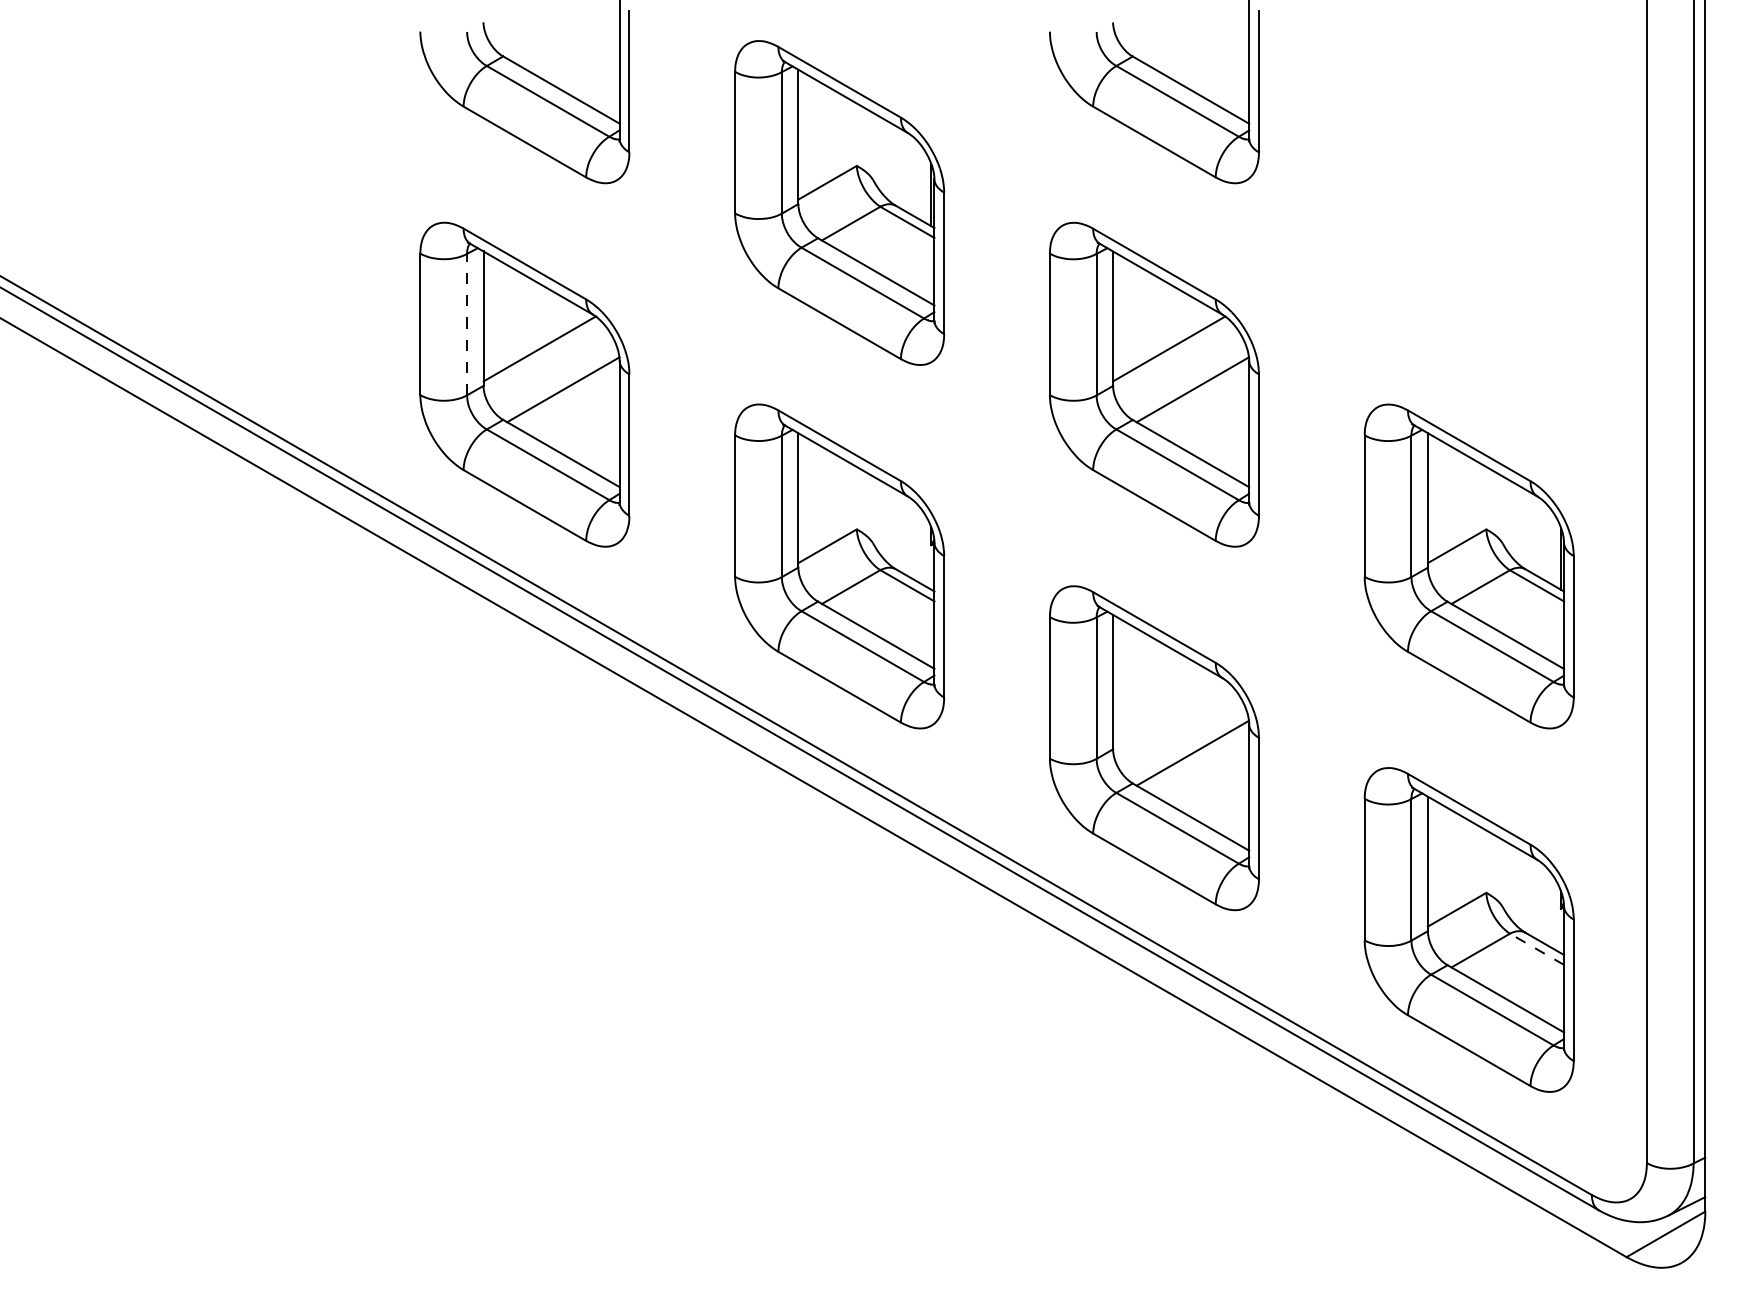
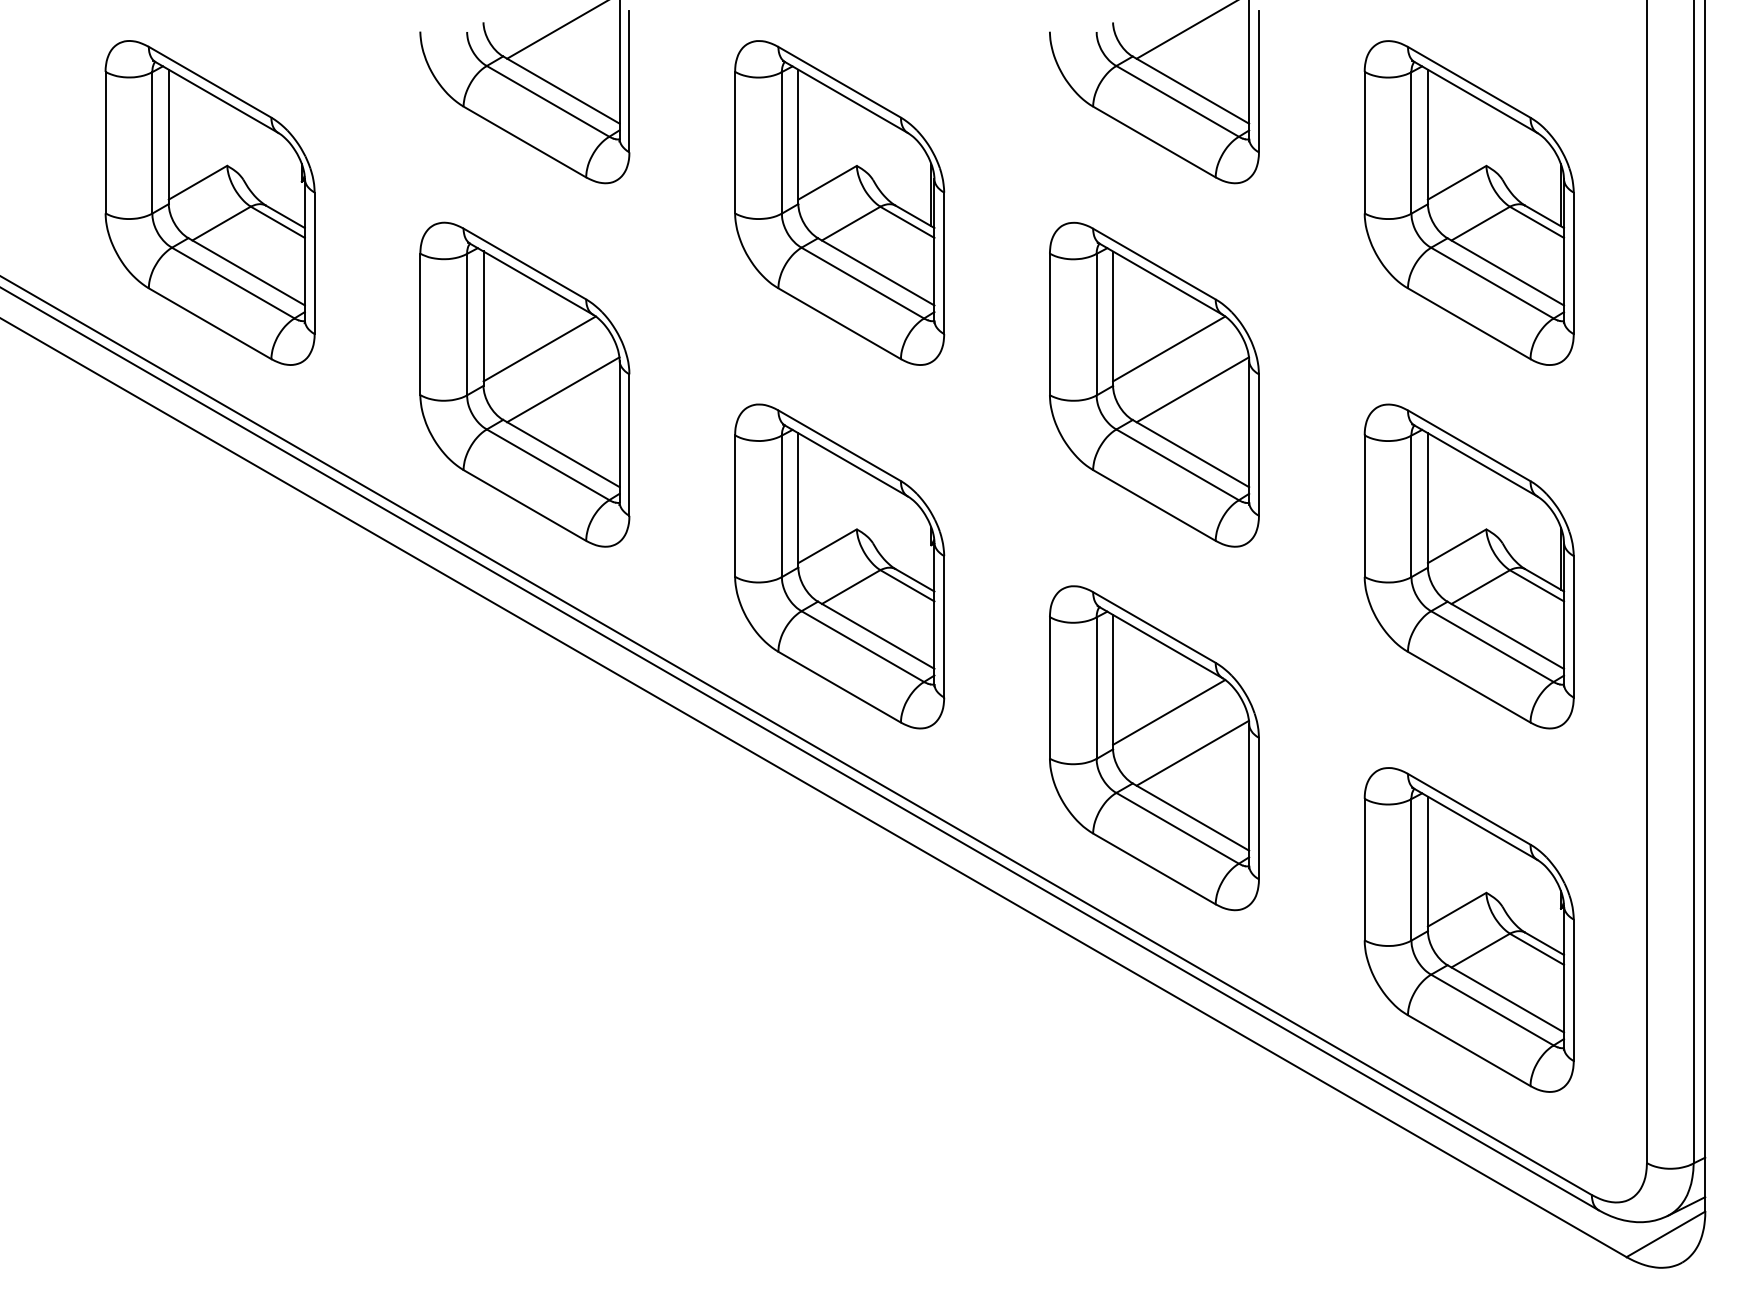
line: none -> present (555, 30)
line: none -> present (1185, 30)
part: none -> present (209, 202)
part: none -> present (1468, 202)
line: dashed -> solid (467, 324)
line: none -> present (1169, 711)
line: dashed -> solid (1536, 949)
